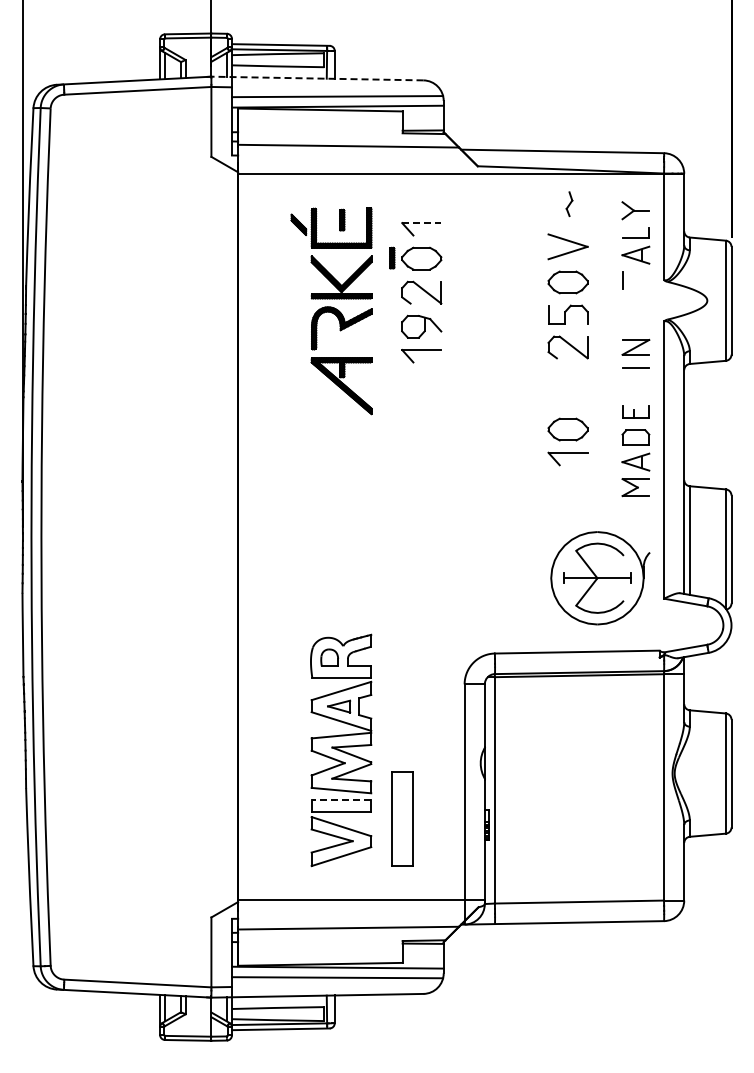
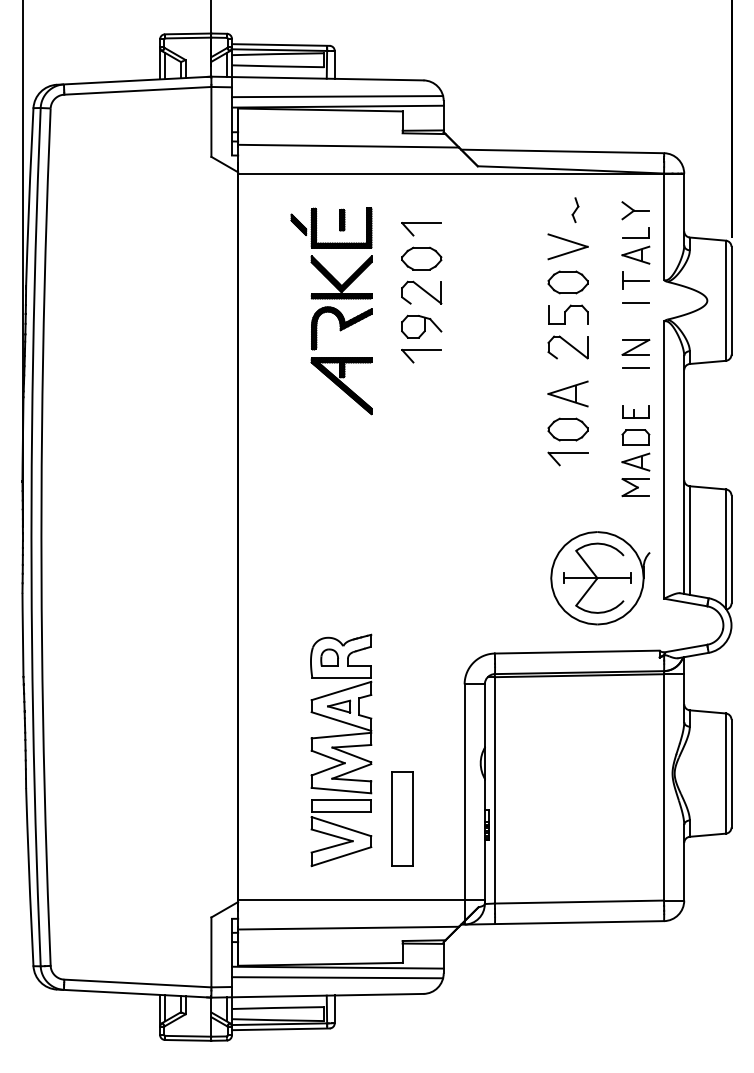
line: dashed -> solid (316, 78)
part position: (569, 204) -> (575, 210) (575, 210)
line: dashed -> solid (421, 223)
part: present -> none (392, 257)
line: none -> present (635, 280)
line: none -> present (635, 302)
part: none -> present (567, 393)
line: dashed -> solid (341, 800)
